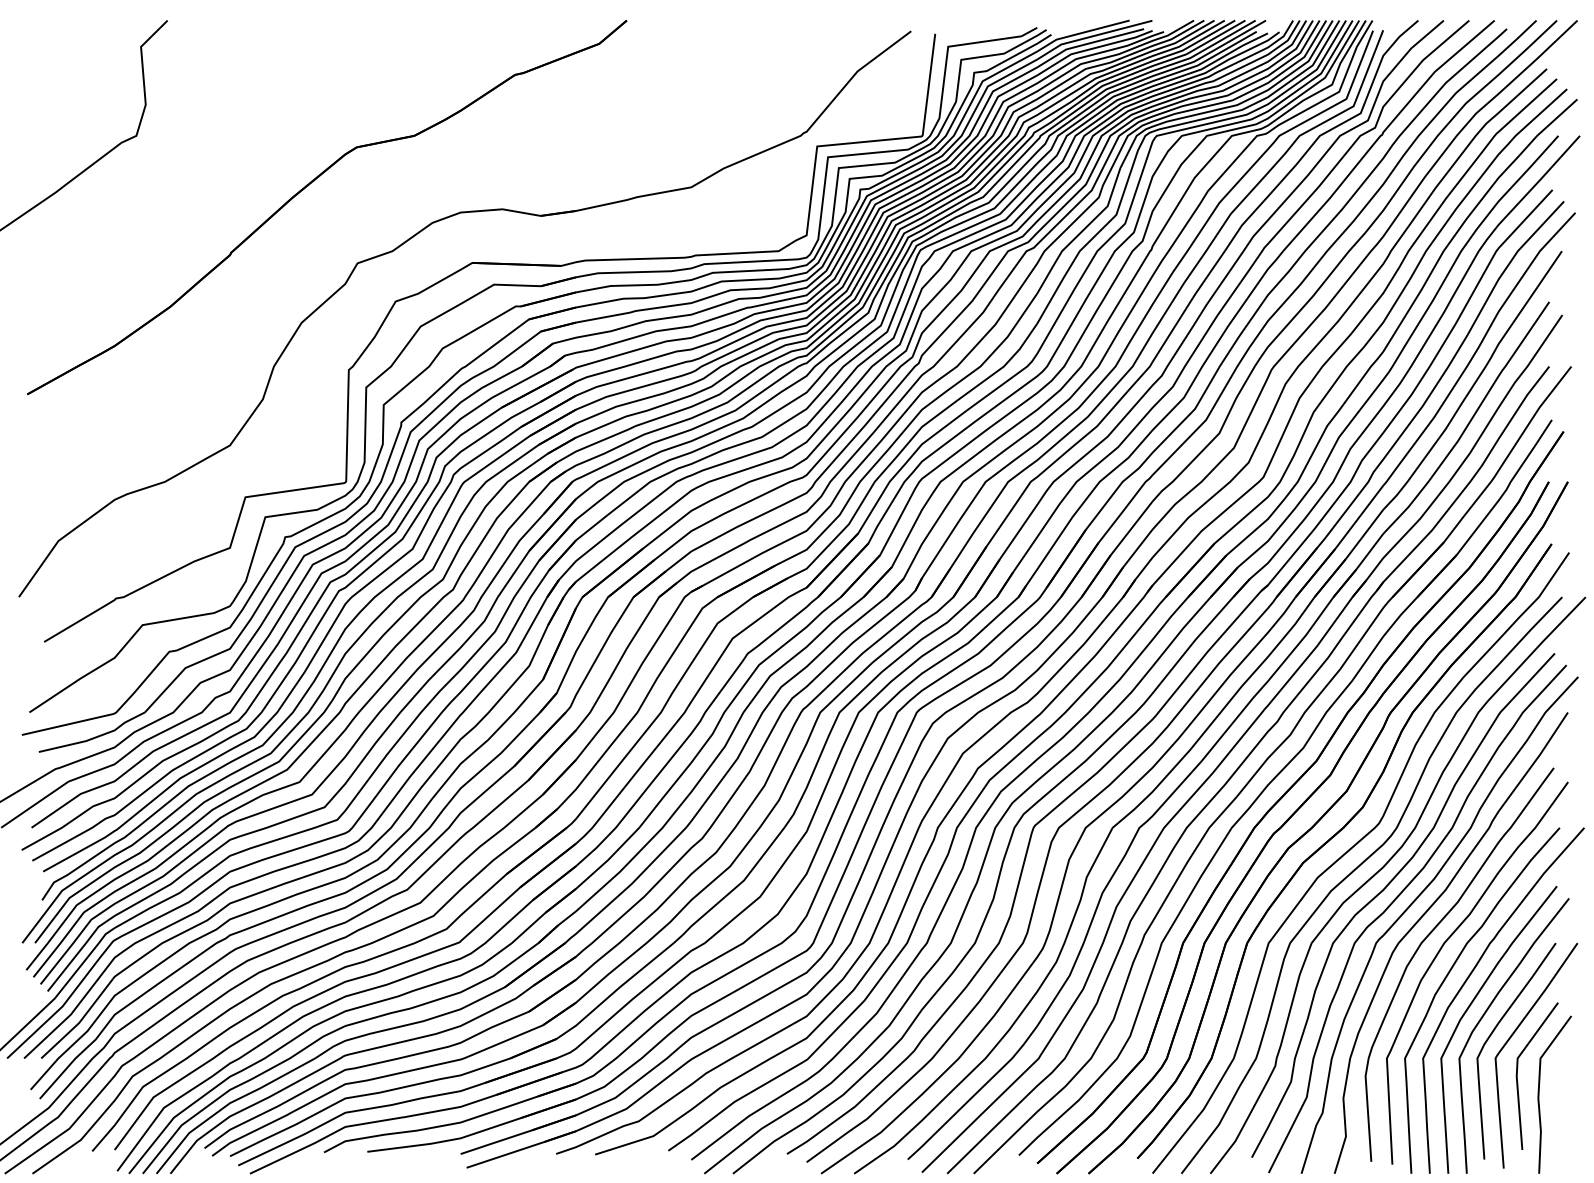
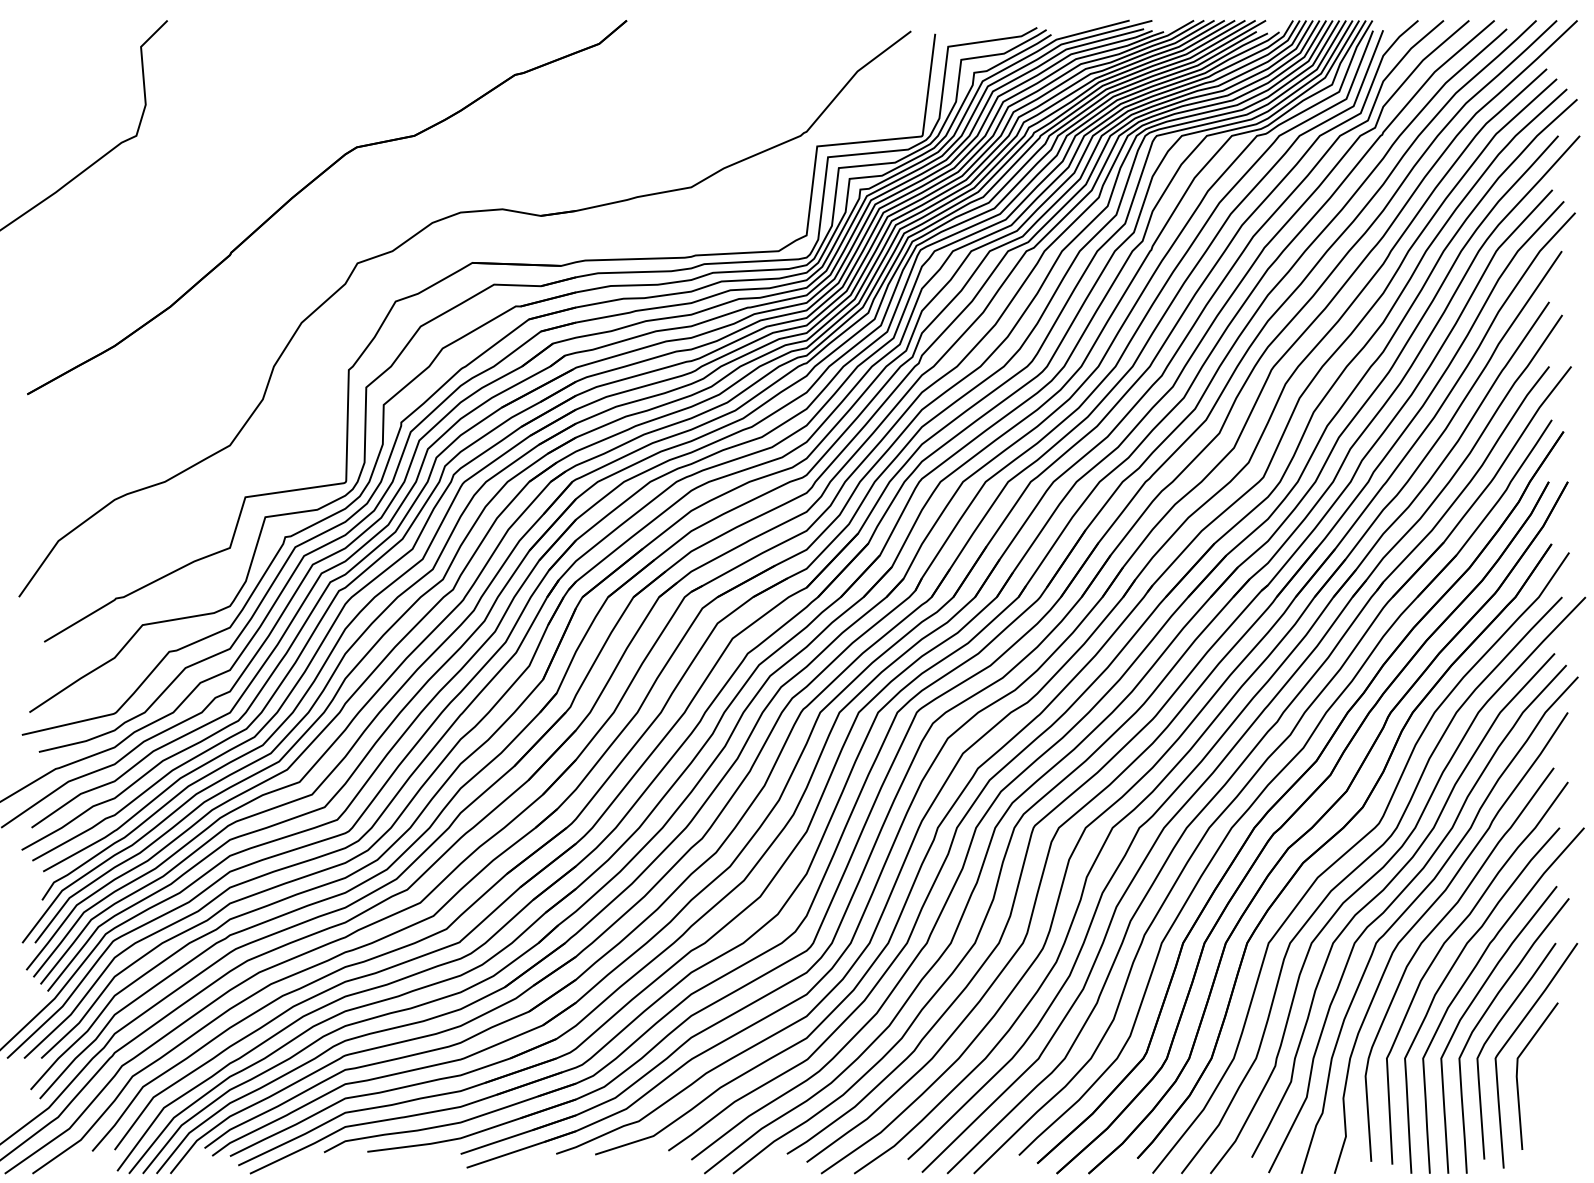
line: present -> none (1539, 1094)
